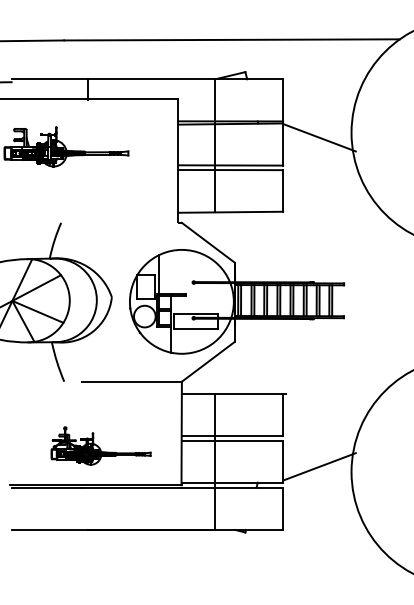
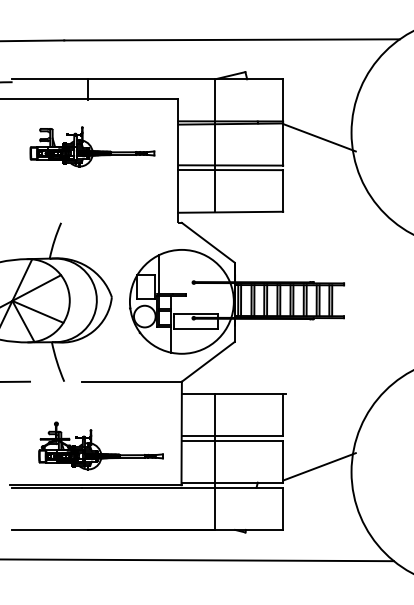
part position: (66, 146) -> (92, 146) (92, 146)
line: none -> present (16, 381)
part size: 102x40 px -> 126x50 px (100, 445)
line: none -> present (197, 560)
